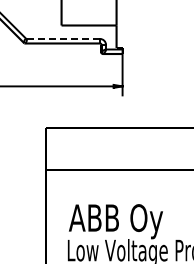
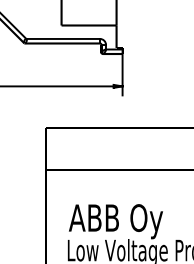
line: dashed -> solid (63, 38)
